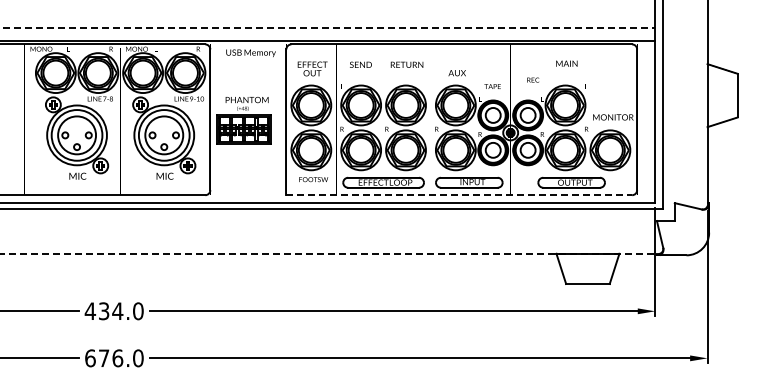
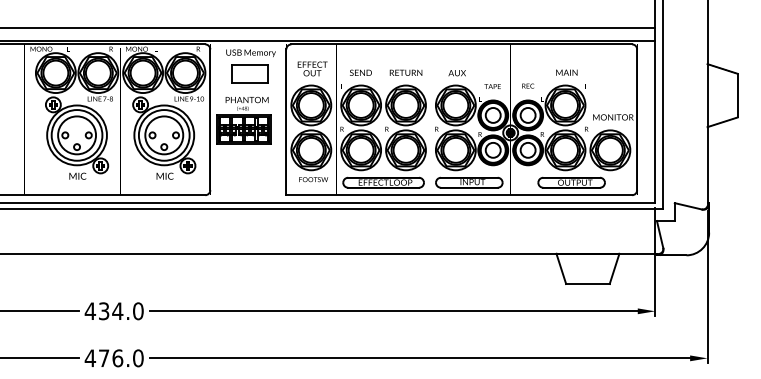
line: dashed -> solid (328, 28)
text position: (566, 63) -> (566, 72) (566, 72)
text position: (360, 64) -> (360, 72) (360, 72)
text position: (406, 64) -> (405, 72) (405, 72)
part: none -> present (249, 73)
text position: (533, 79) -> (528, 85) (528, 85)
line: dashed -> solid (459, 195)
line: dashed -> solid (330, 253)
text: 676.0 -> 476.0 (90, 358)
